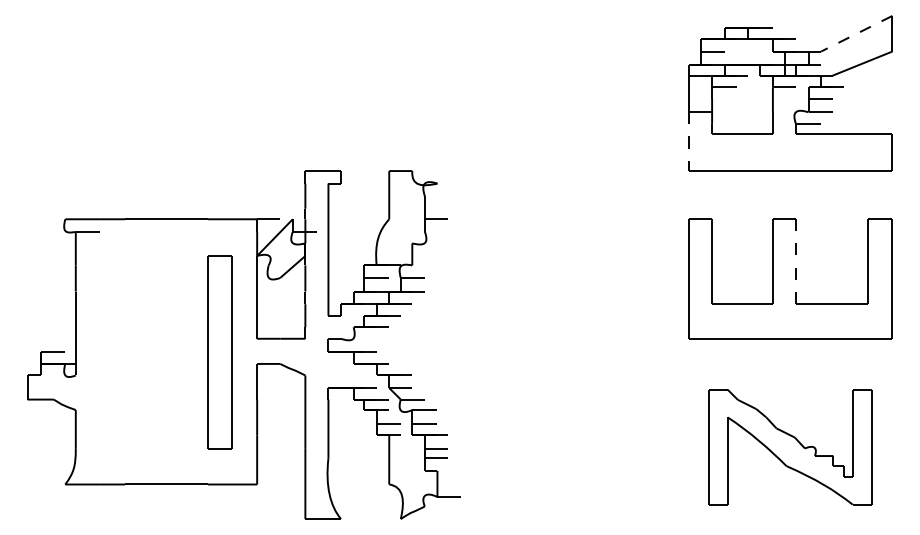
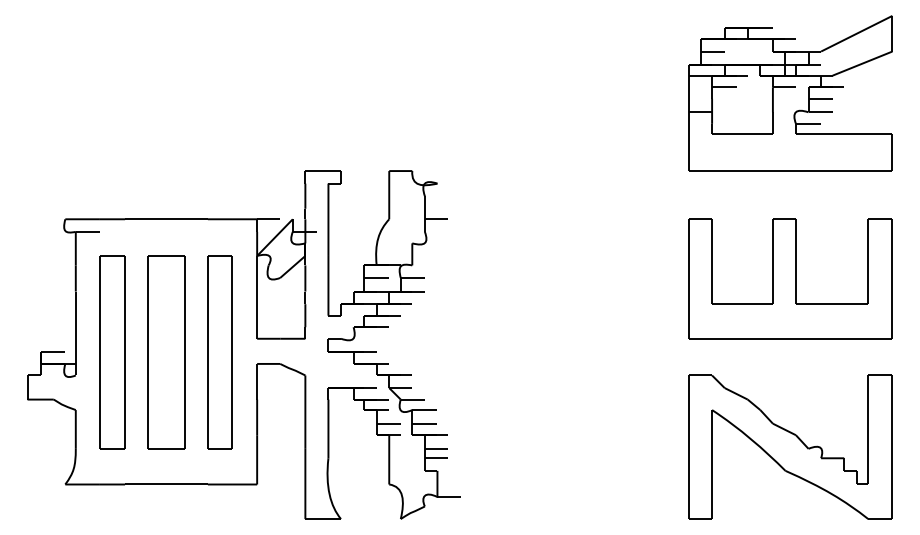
line: dashed -> solid (856, 33)
line: dashed -> solid (689, 142)
line: dashed -> solid (795, 262)
part: none -> present (112, 352)
part: none -> present (166, 352)
part size: 165x117 px -> 205x146 px (790, 446)
